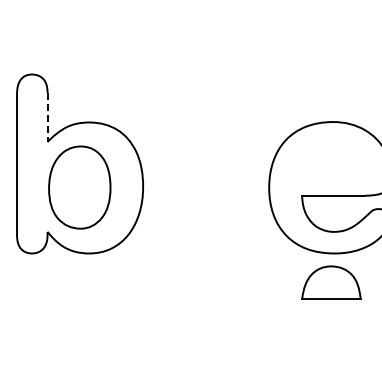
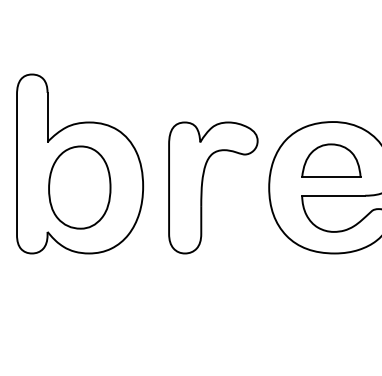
line: dashed -> solid (47, 117)
part: none -> present (202, 187)
part position: (331, 282) -> (331, 160) (331, 160)
